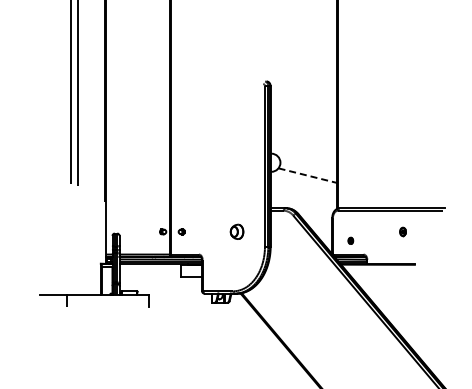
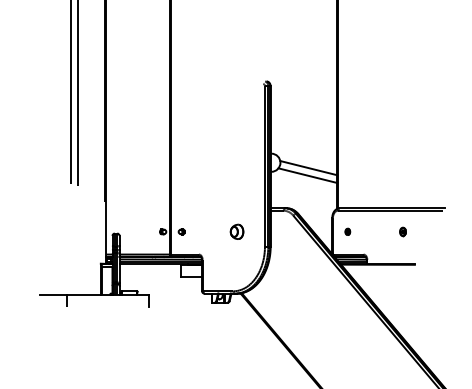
line: none -> present (308, 168)
line: dashed -> solid (308, 175)
part position: (350, 240) -> (347, 231) (347, 231)
